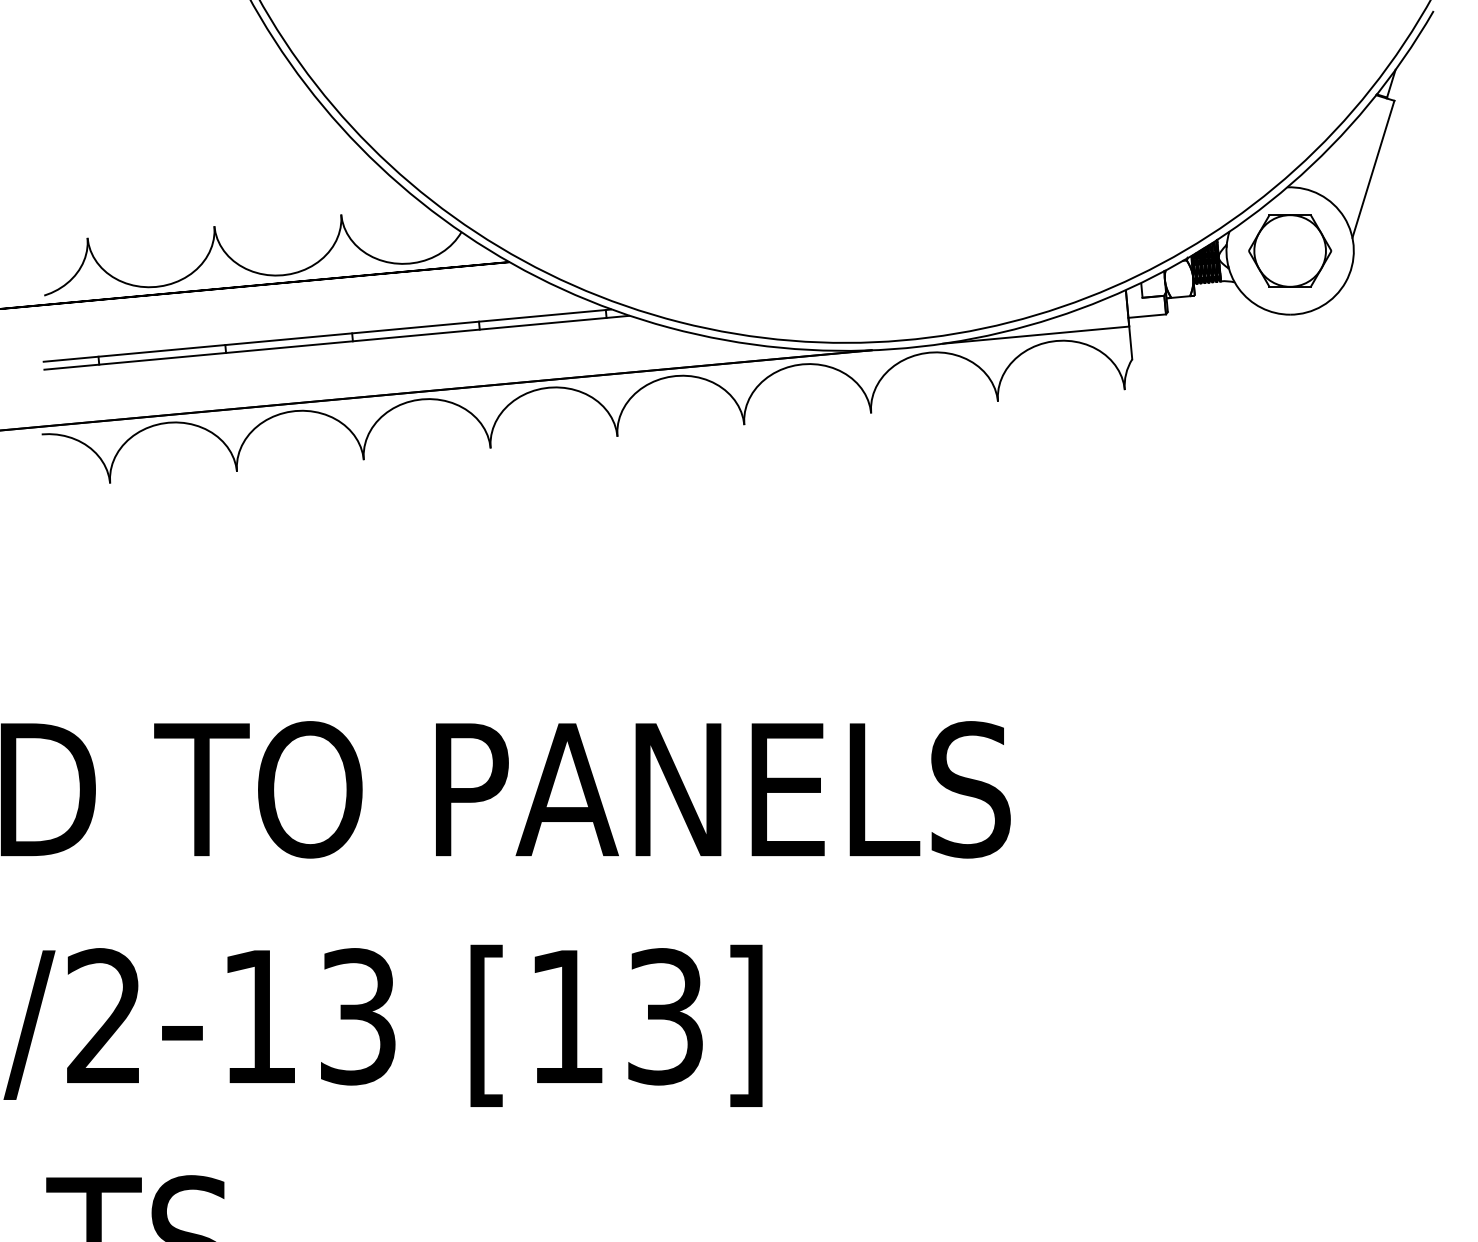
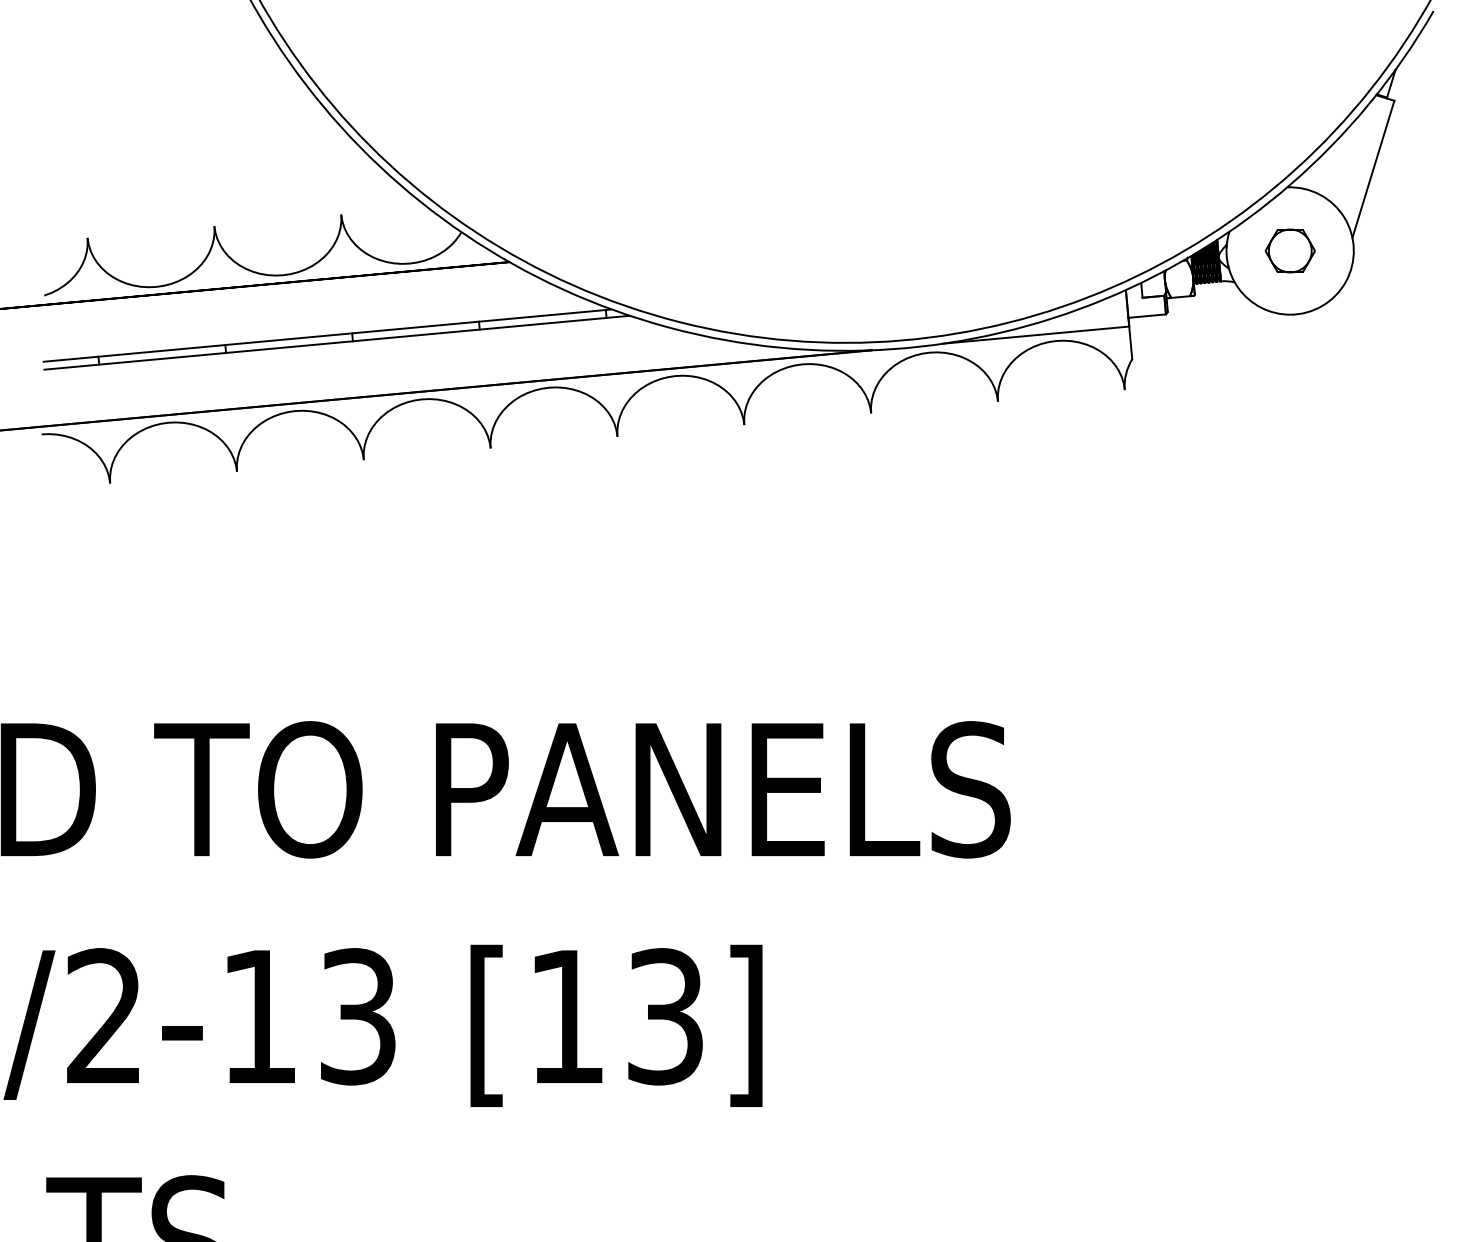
part size: 85x74 px -> 52x46 px (1289, 250)
